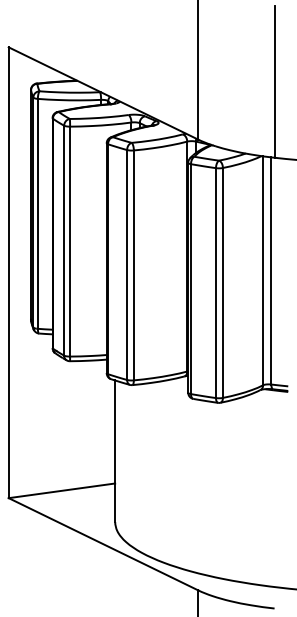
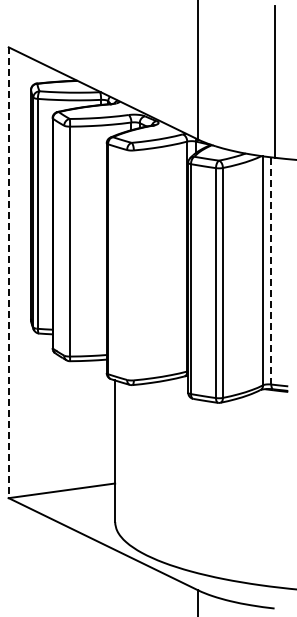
line: present -> none (64, 240)
line: present -> none (127, 264)
line: present -> none (133, 265)
line: solid -> dashed (271, 270)
line: solid -> dashed (8, 273)
